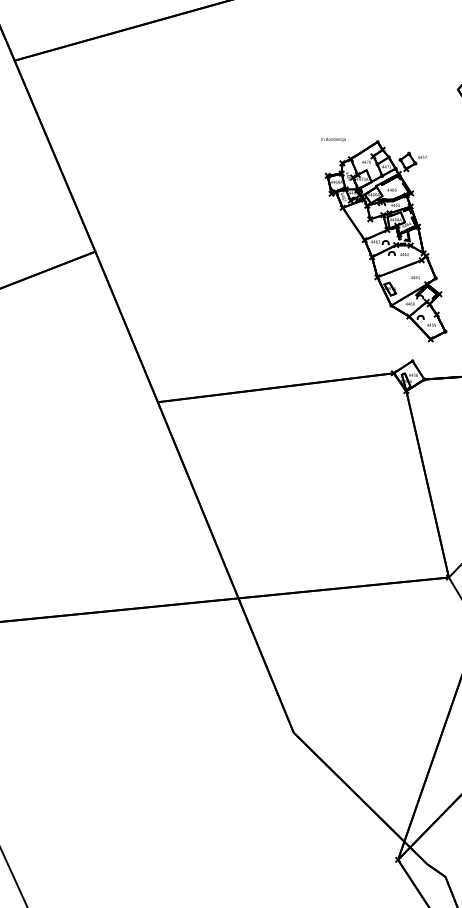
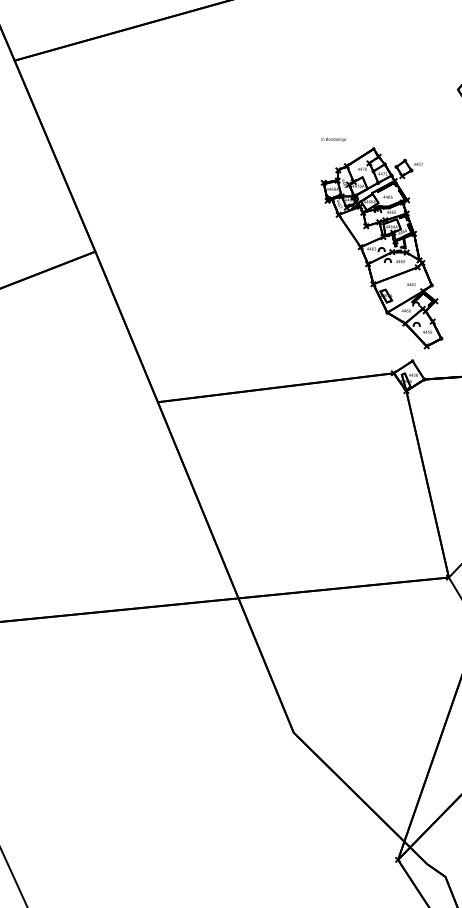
part position: (385, 241) -> (381, 248) (381, 248)
